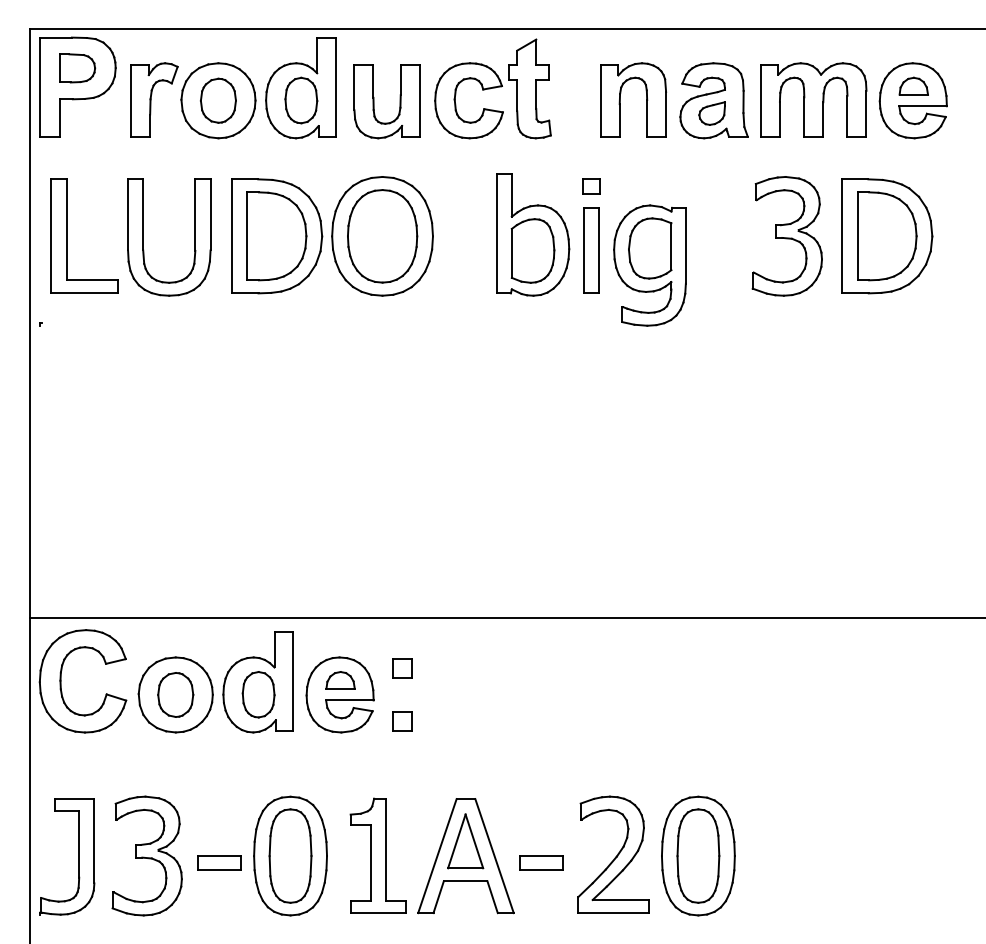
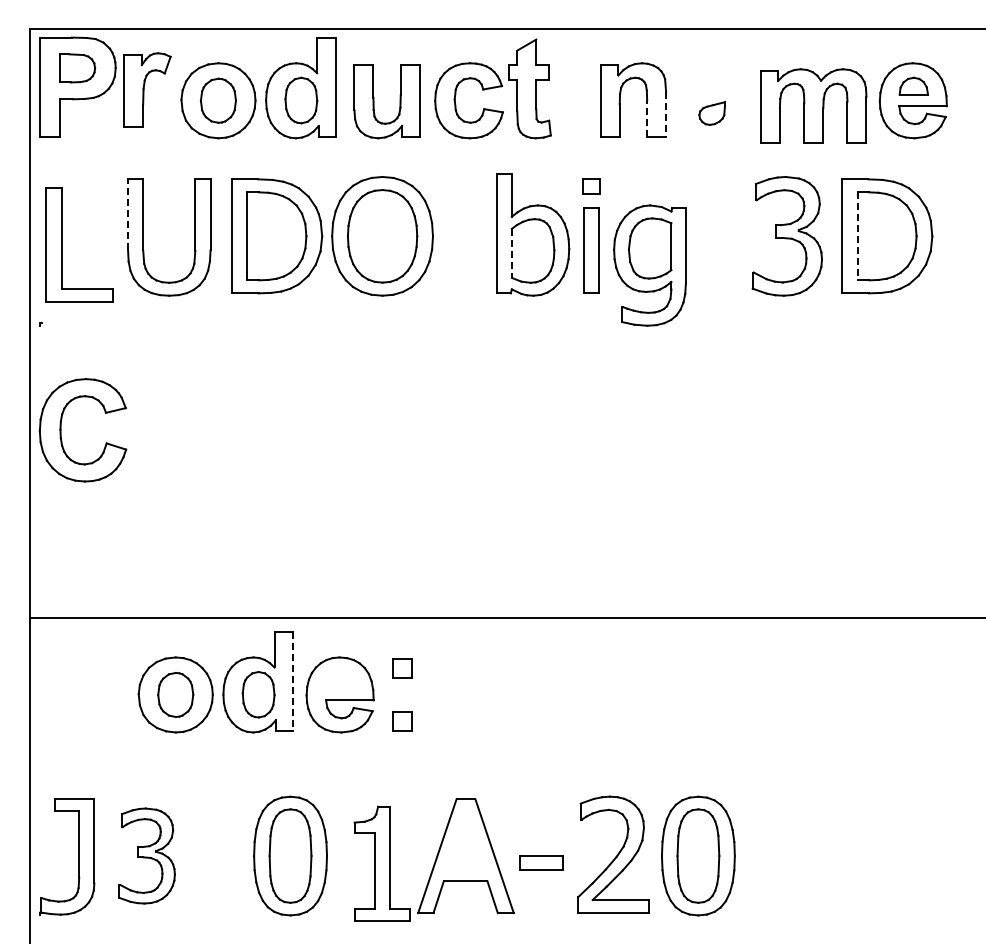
part position: (154, 99) -> (147, 89) (147, 89)
part position: (813, 99) -> (813, 105) (813, 105)
part: present -> none (713, 100)
line: solid -> dashed (666, 114)
line: solid -> dashed (647, 117)
line: solid -> dashed (128, 214)
part position: (67, 235) -> (62, 244) (62, 244)
line: solid -> dashed (857, 236)
line: solid -> dashed (511, 253)
part: present -> none (340, 680)
part position: (61, 681) -> (61, 430) (61, 430)
line: solid -> dashed (293, 681)
part: present -> none (465, 841)
part size: 72x122 px -> 58x98 px (146, 855)
part position: (377, 855) -> (381, 863) (381, 863)
part: present -> none (219, 862)
